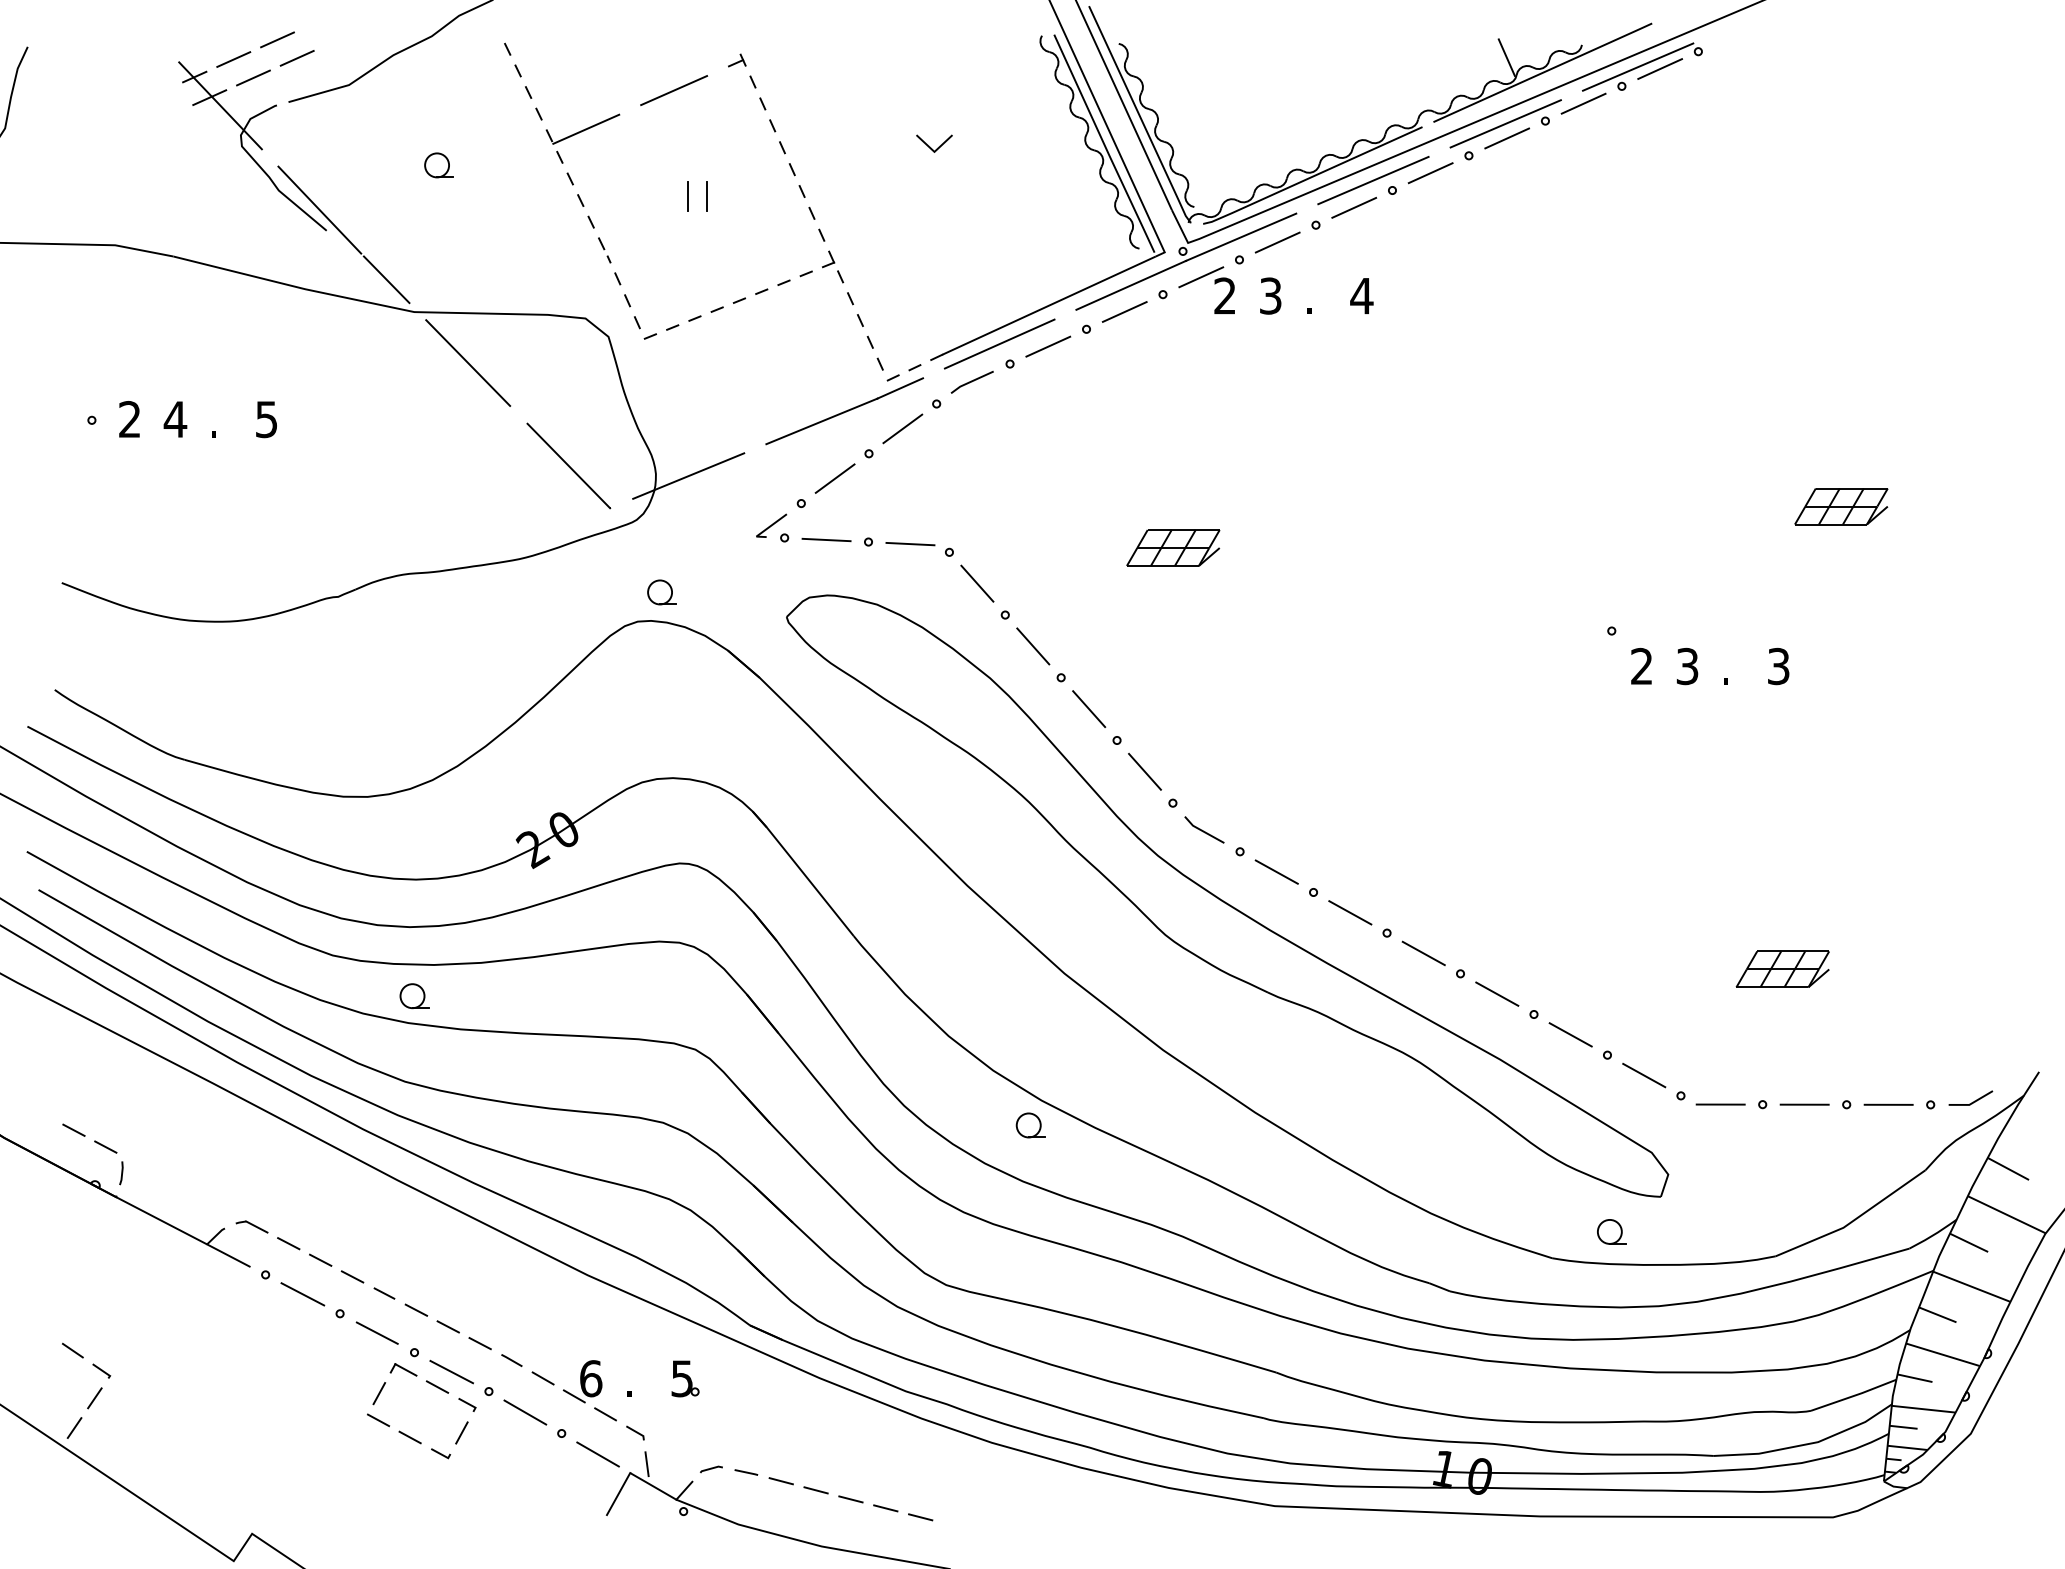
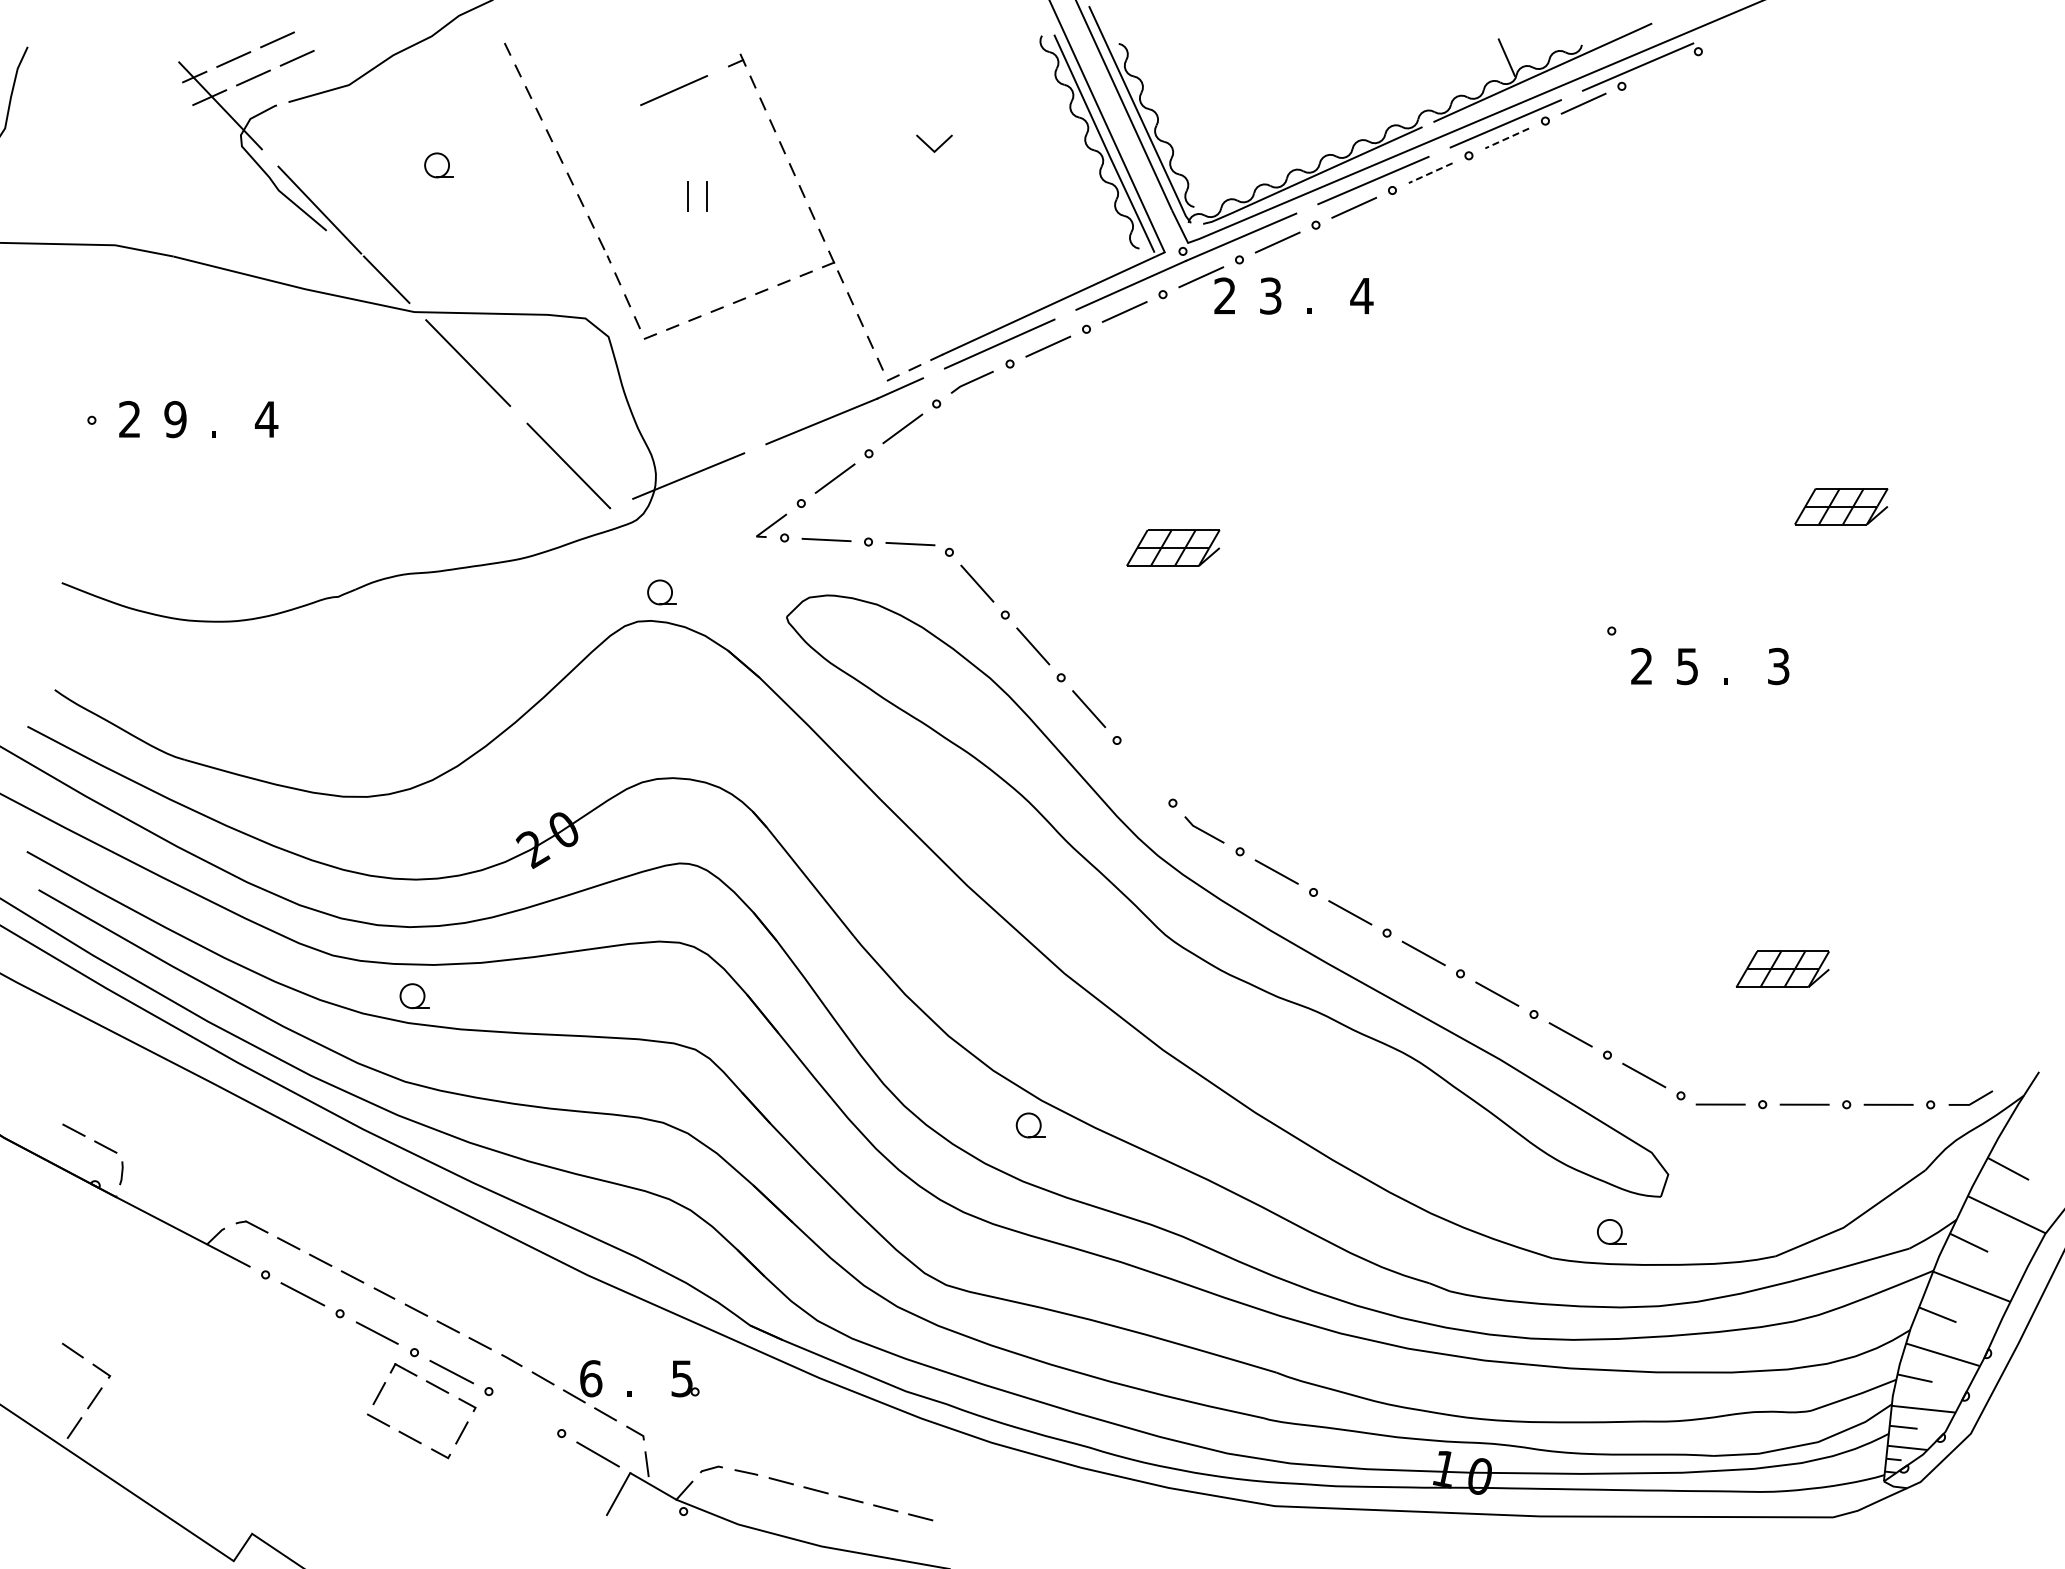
line: present -> none (1660, 68)
line: present -> none (586, 128)
line: solid -> dashed (1507, 138)
line: solid -> dashed (1430, 173)
text: 4 -> 9 (175, 419)
text: 5 -> 4 (266, 419)
text: 3 -> 5 (1687, 665)
line: present -> none (1144, 771)
line: present -> none (525, 1412)
